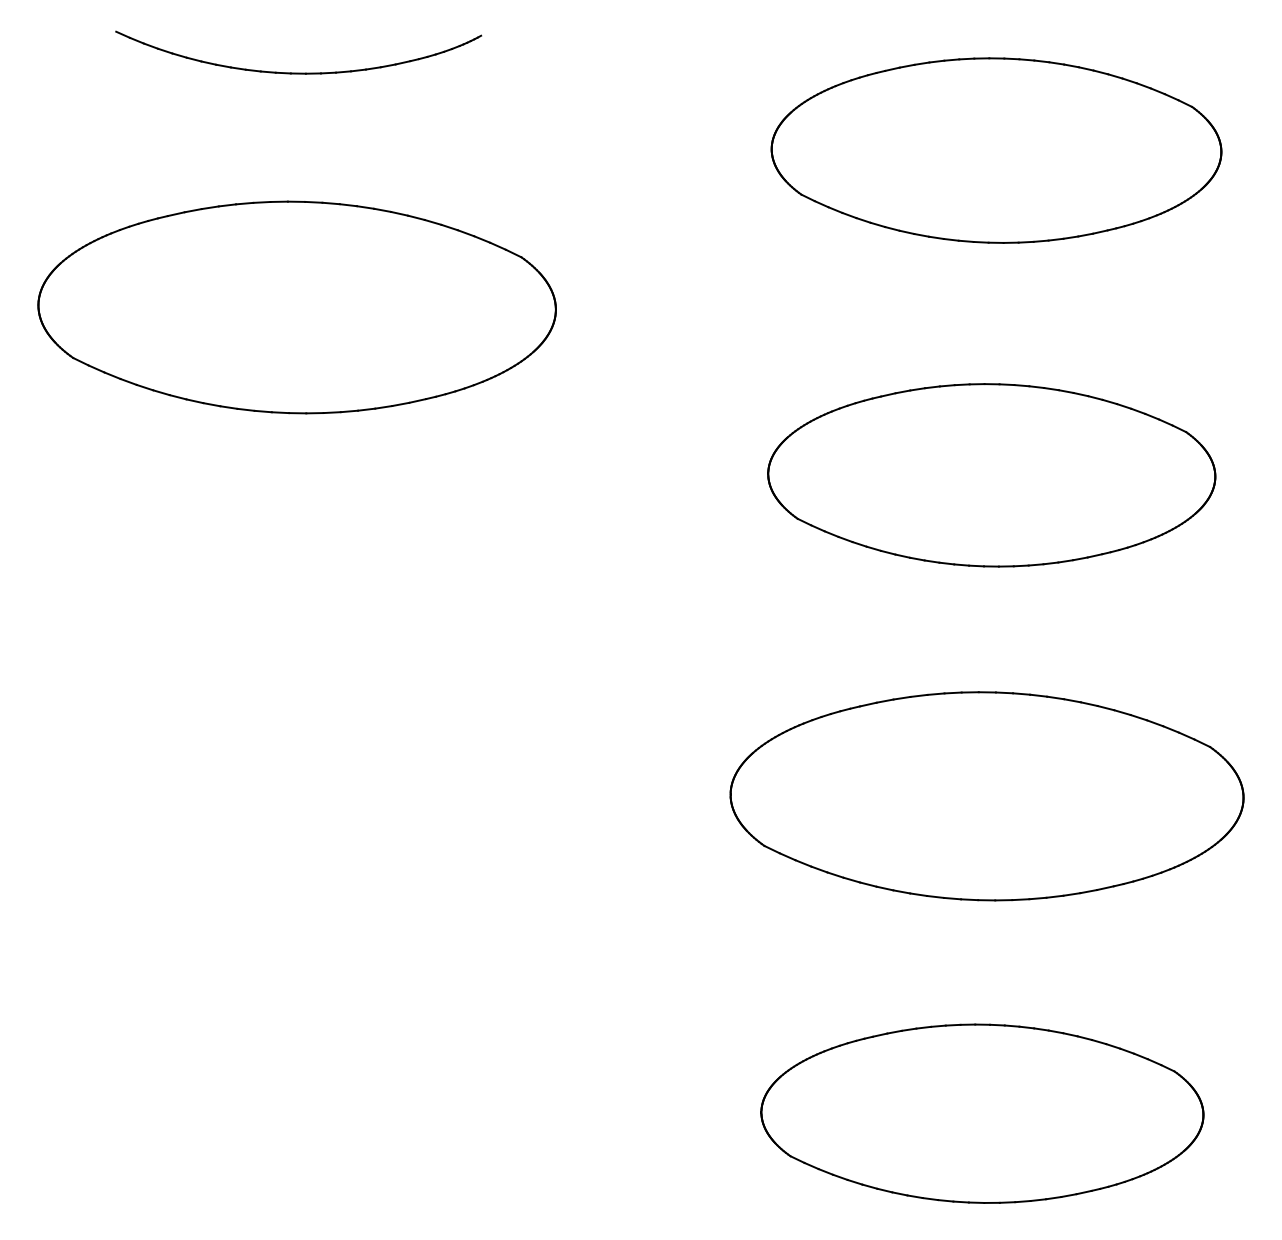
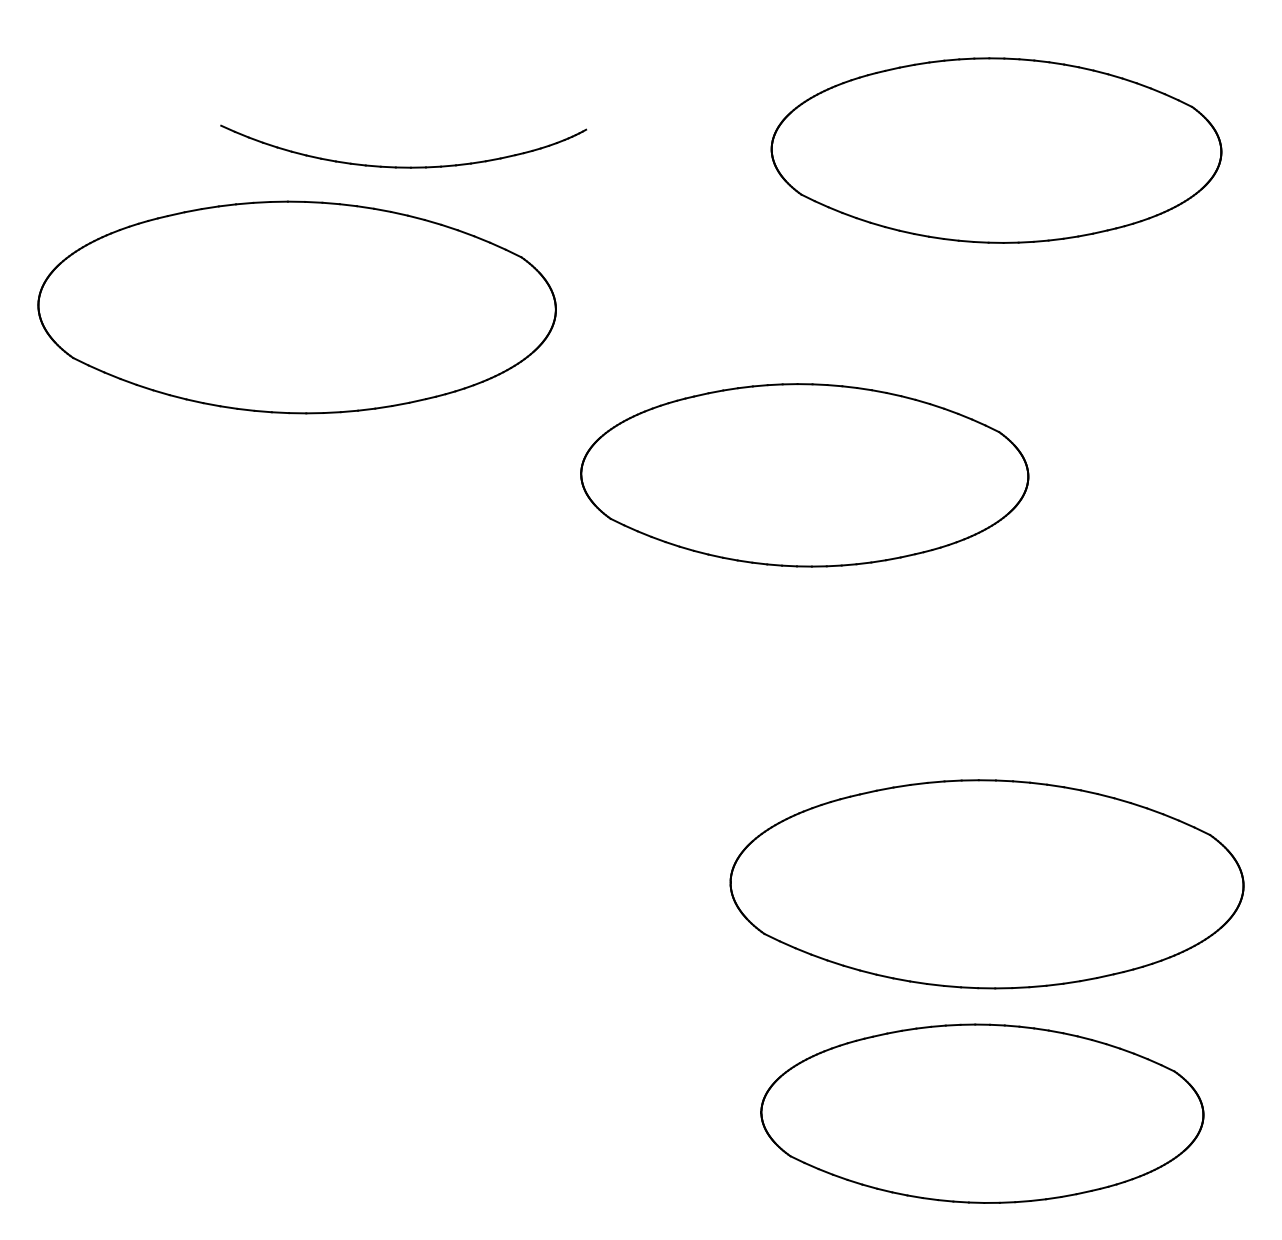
part position: (298, 72) -> (403, 166) (403, 166)
part position: (991, 475) -> (804, 475) (804, 475)
part position: (986, 796) -> (986, 884) (986, 884)
